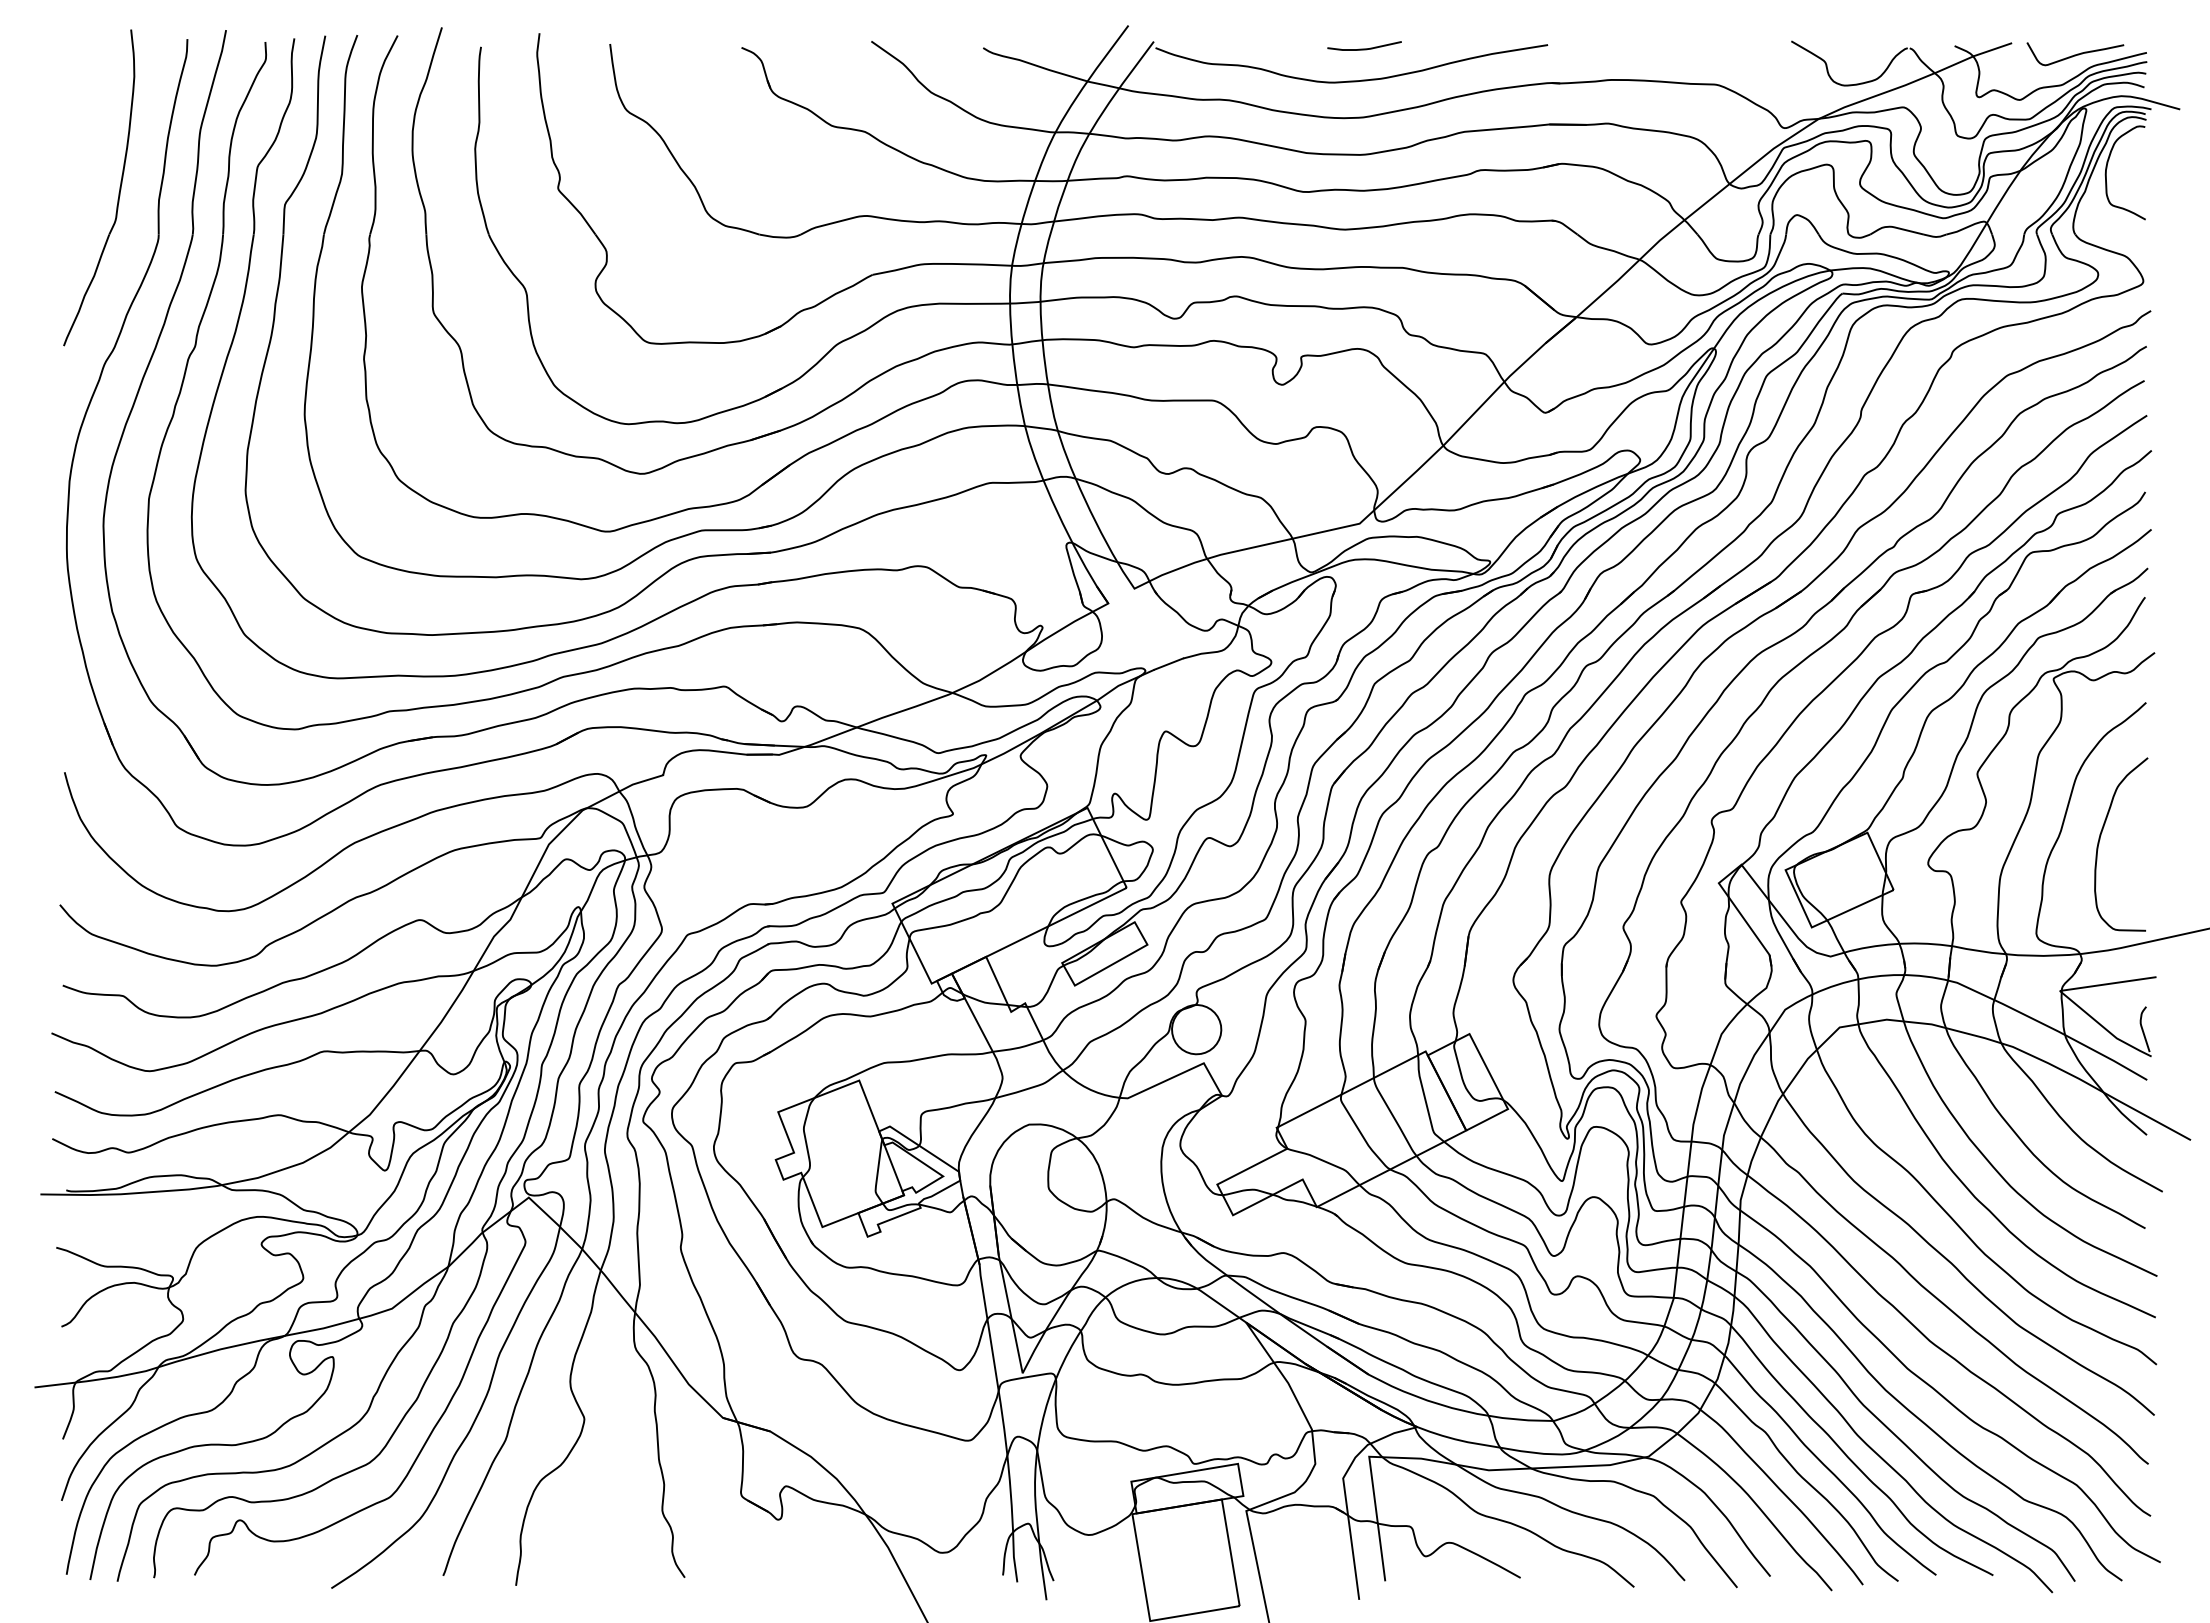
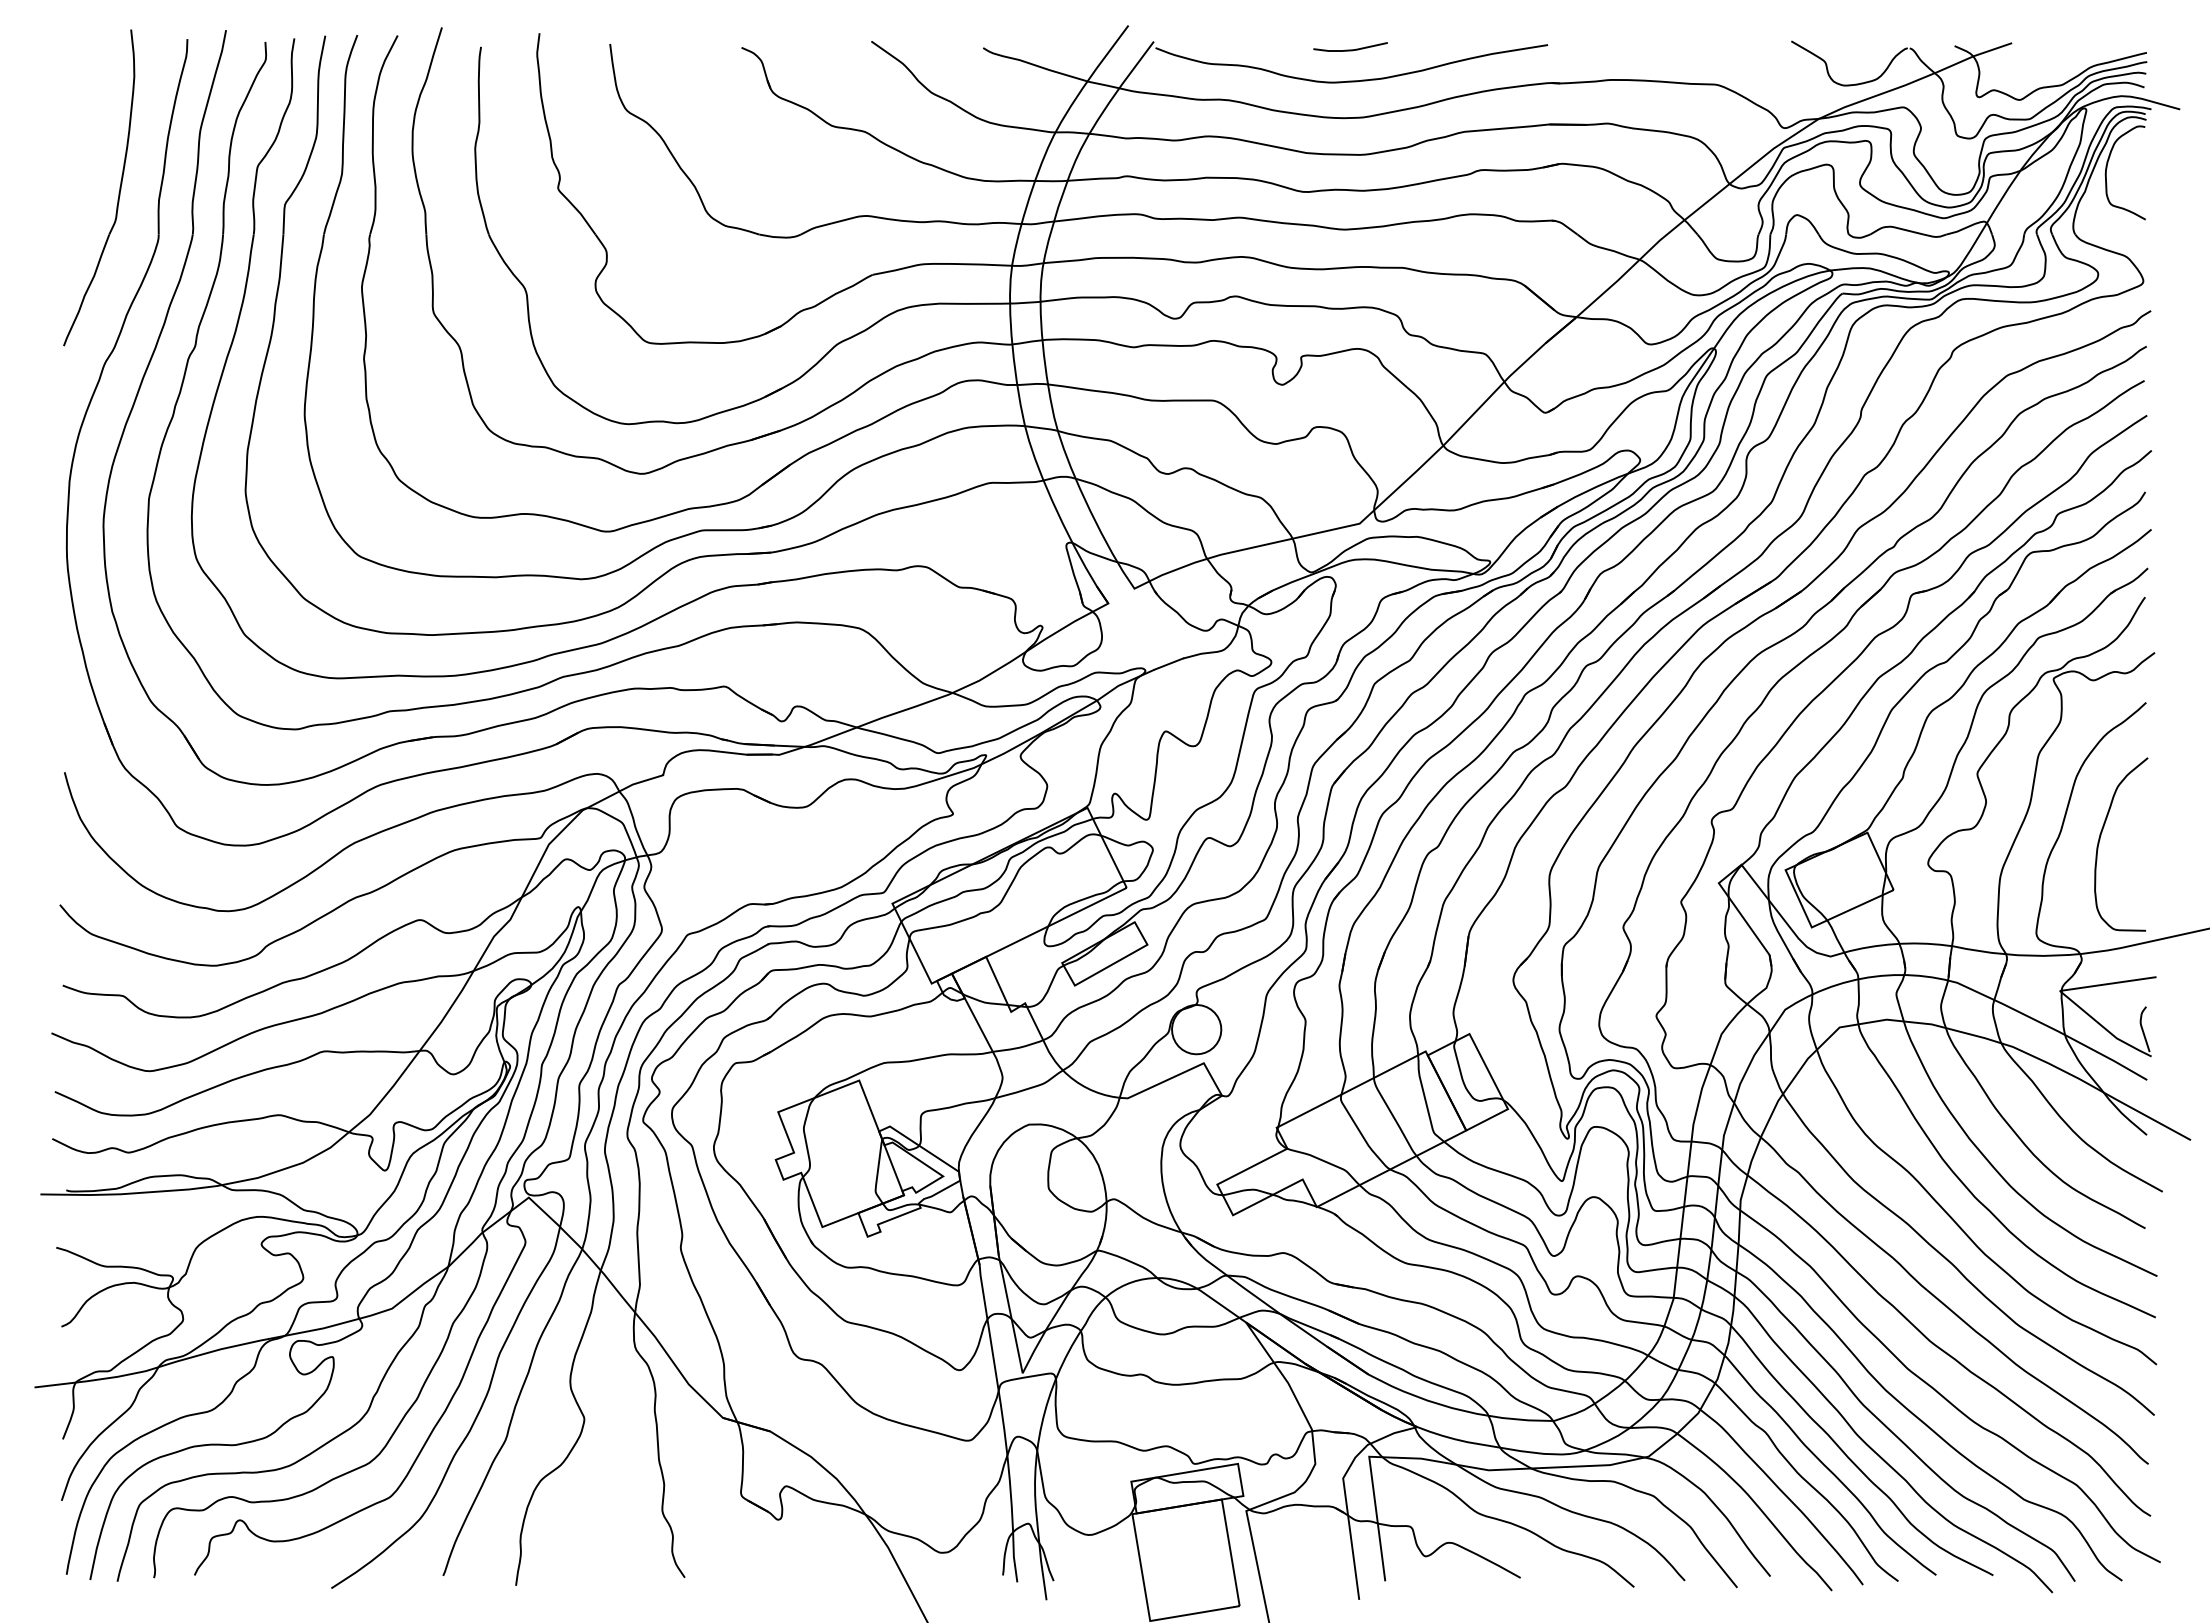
curve position: (1364, 48) -> (1350, 49) (1350, 49)
curve: present -> none (2075, 54)
